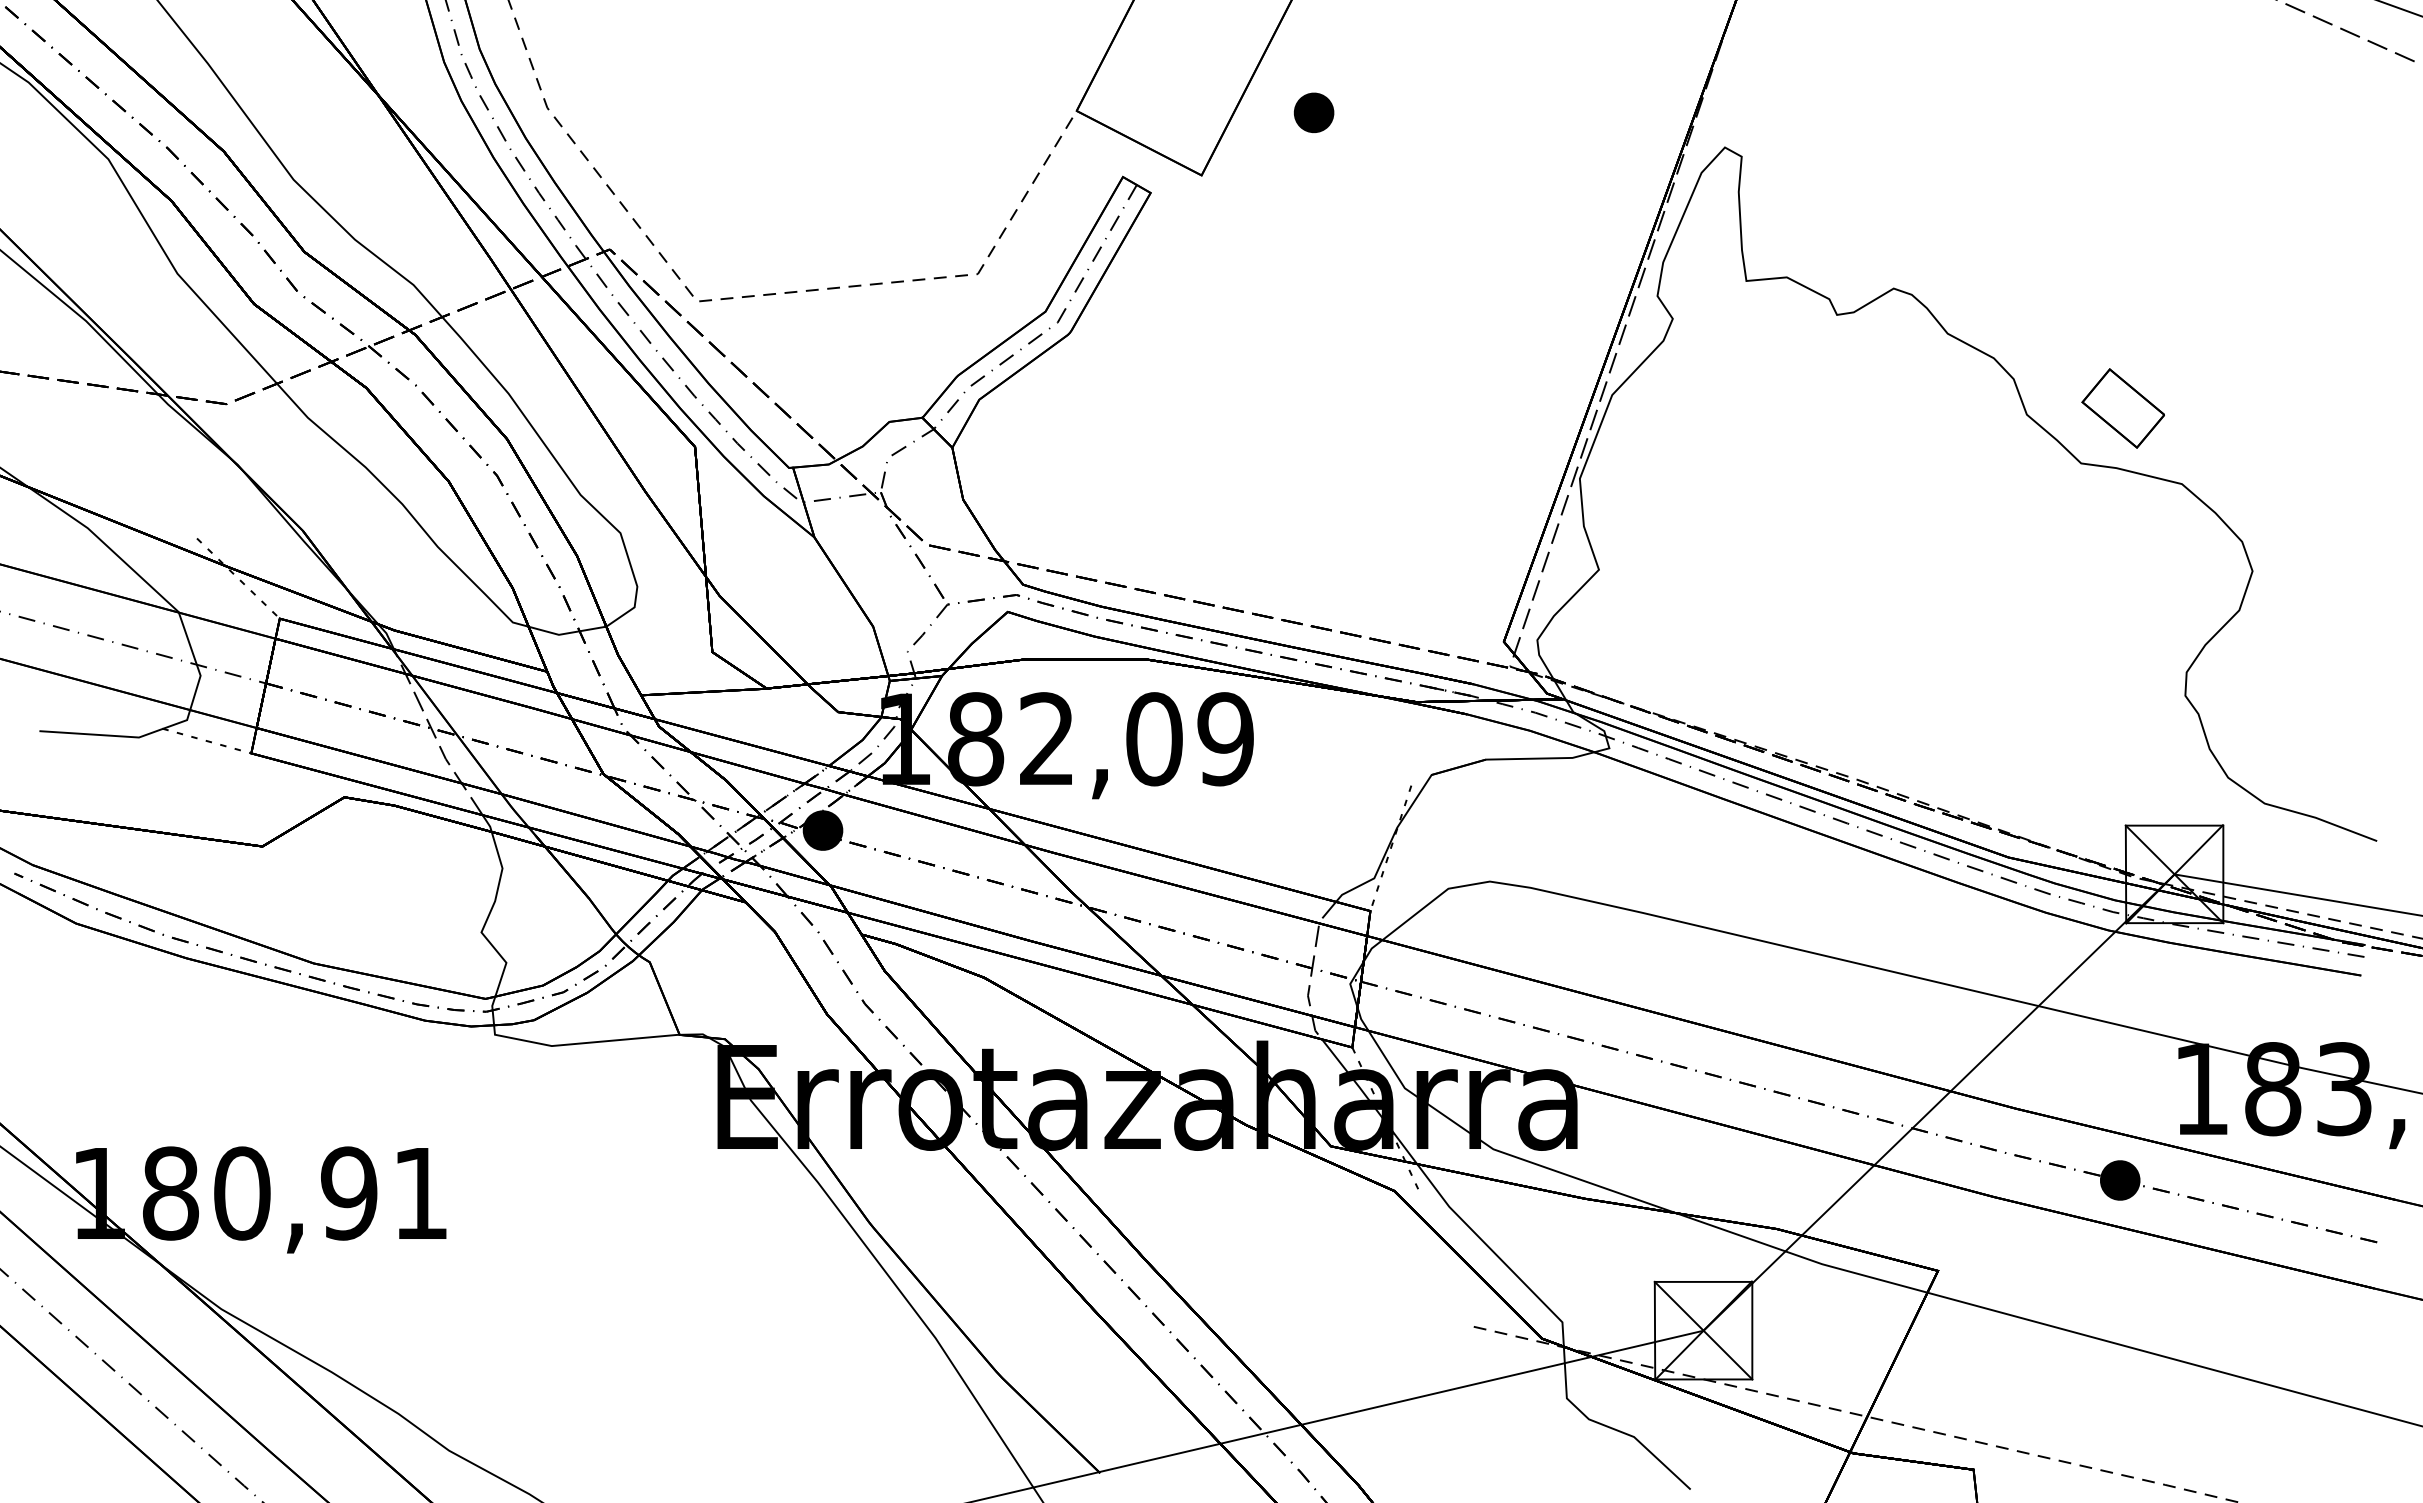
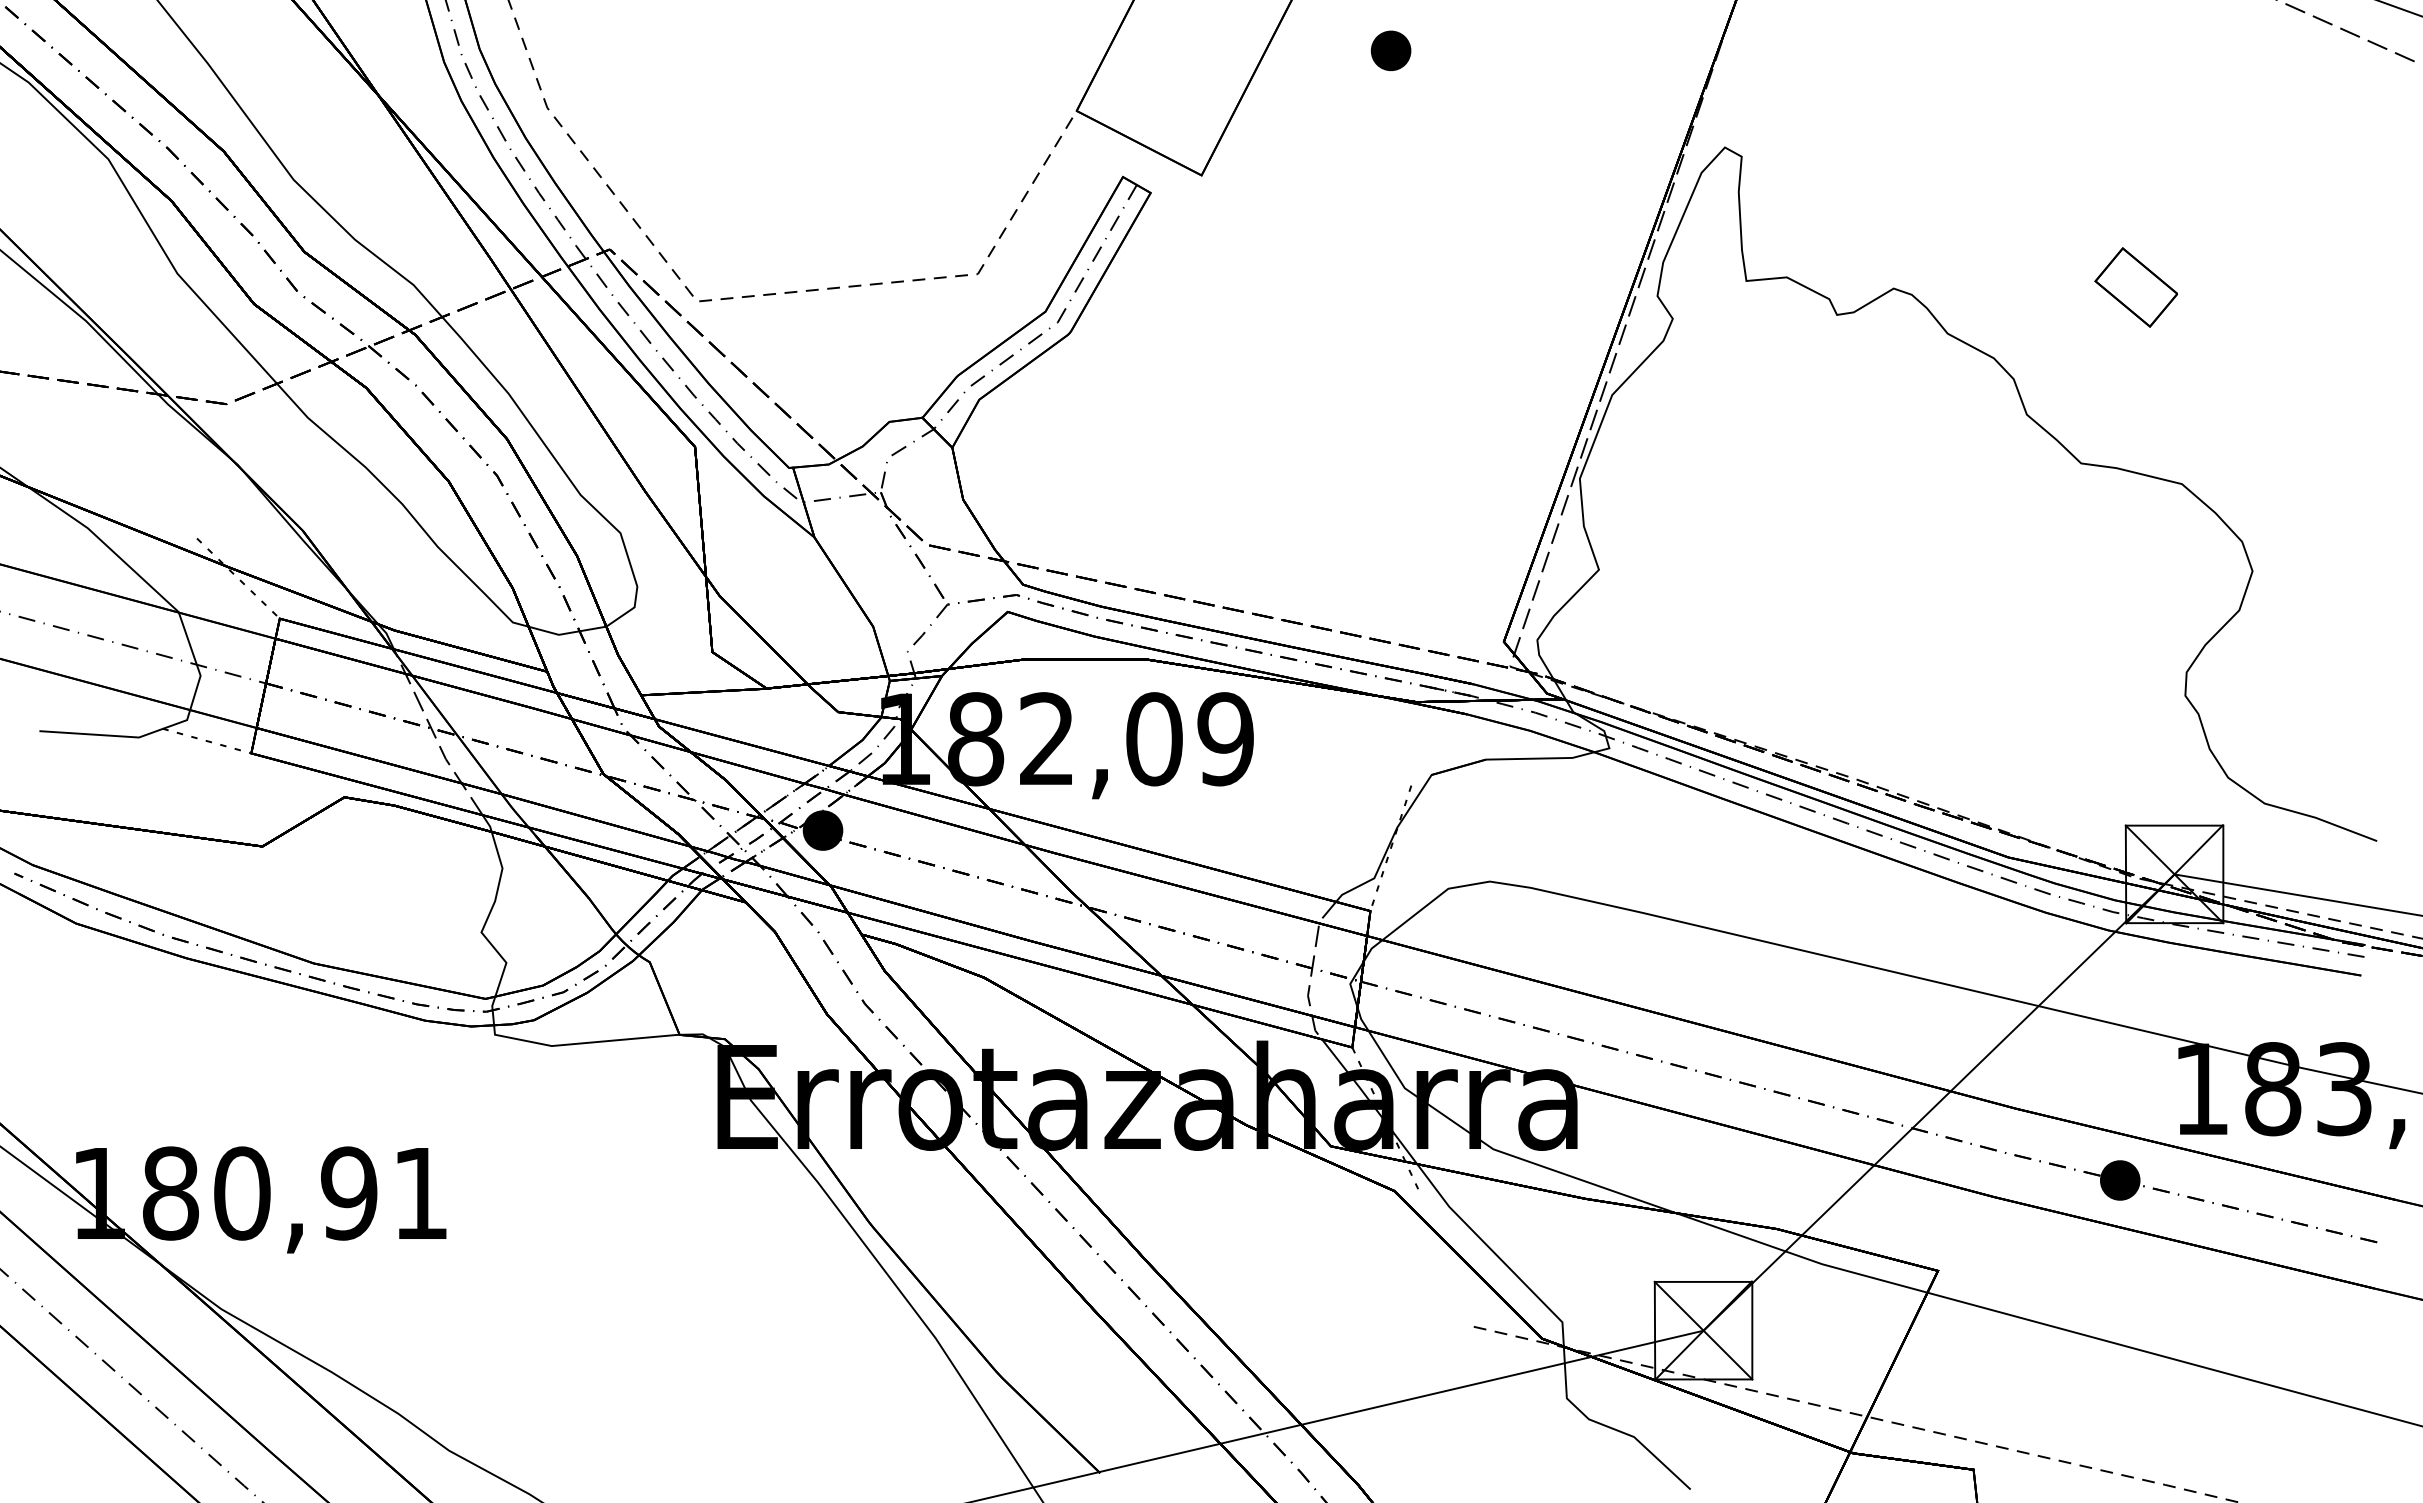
part position: (1313, 112) -> (1390, 50) (1390, 50)
part position: (2122, 408) -> (2135, 287) (2135, 287)
